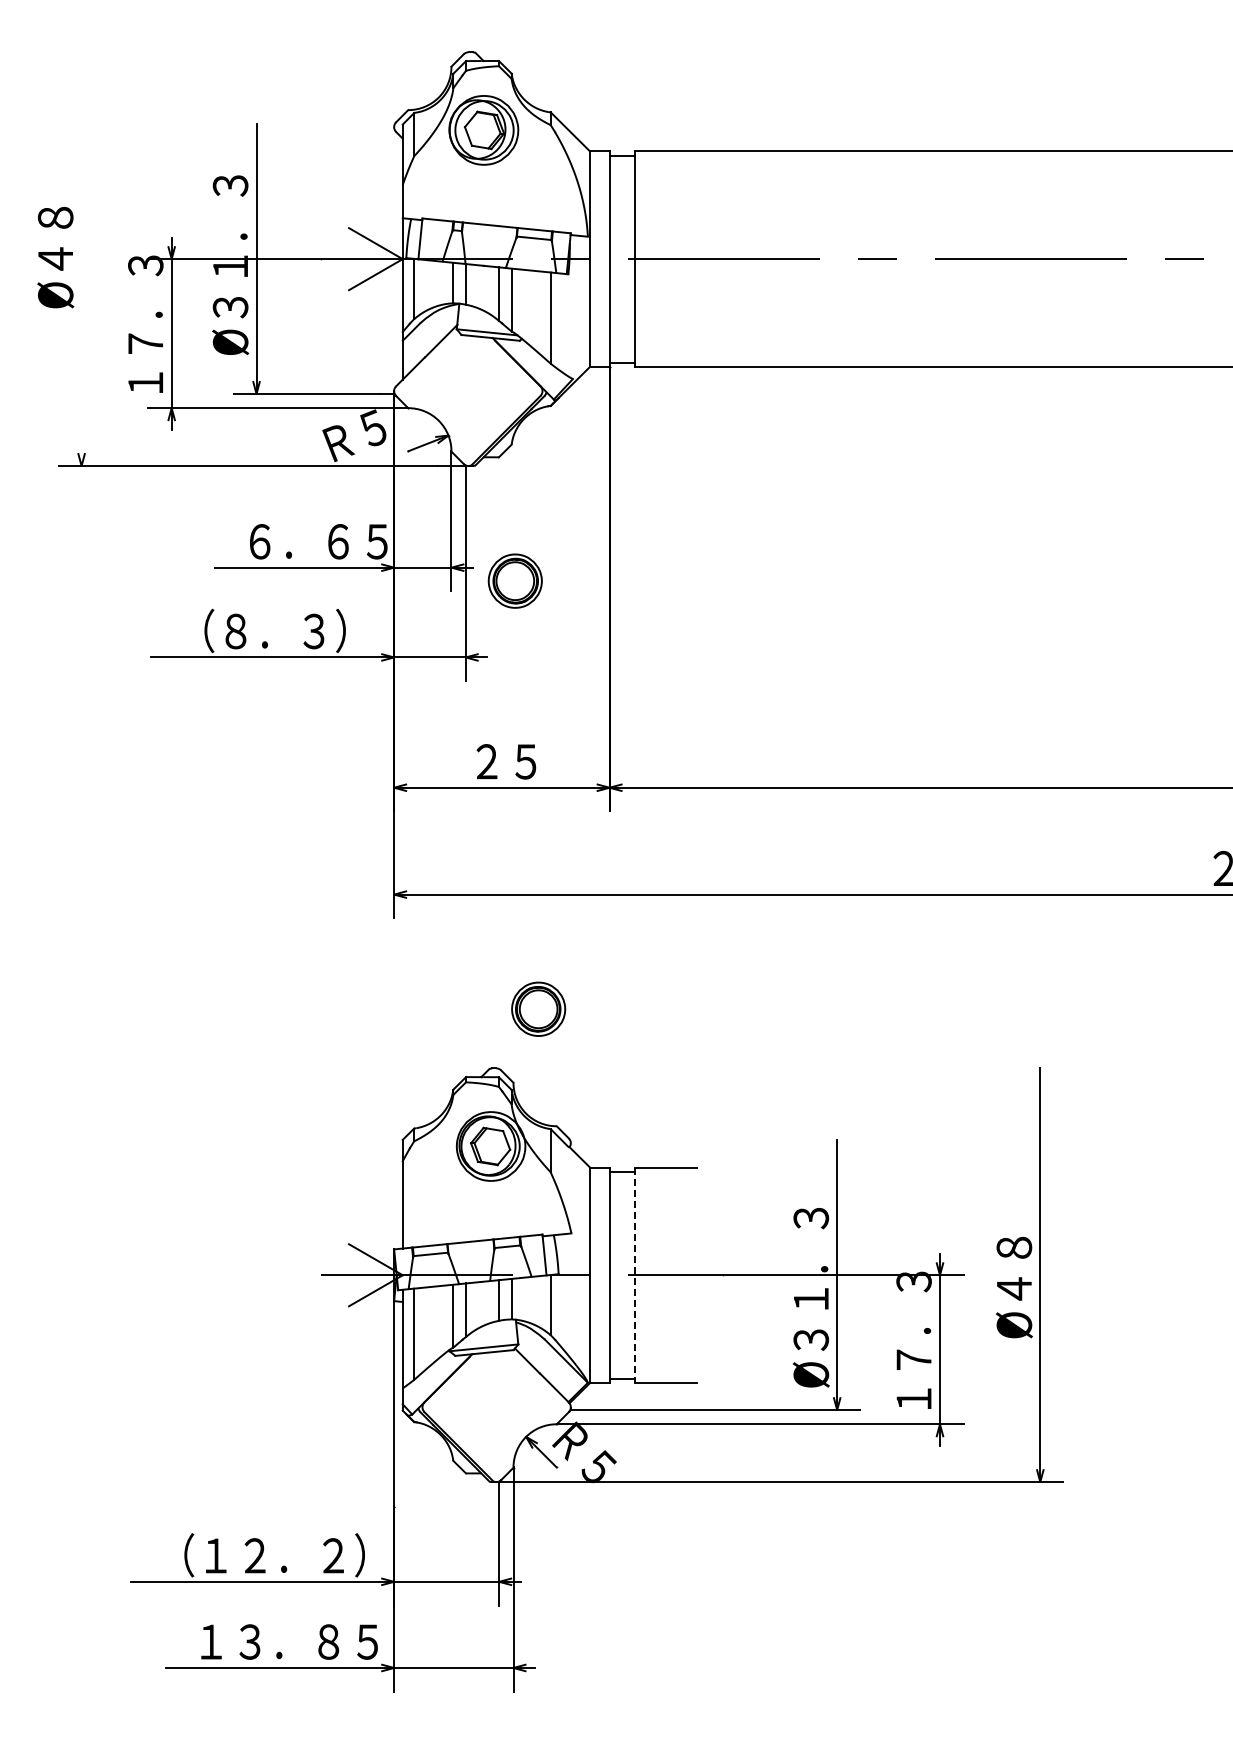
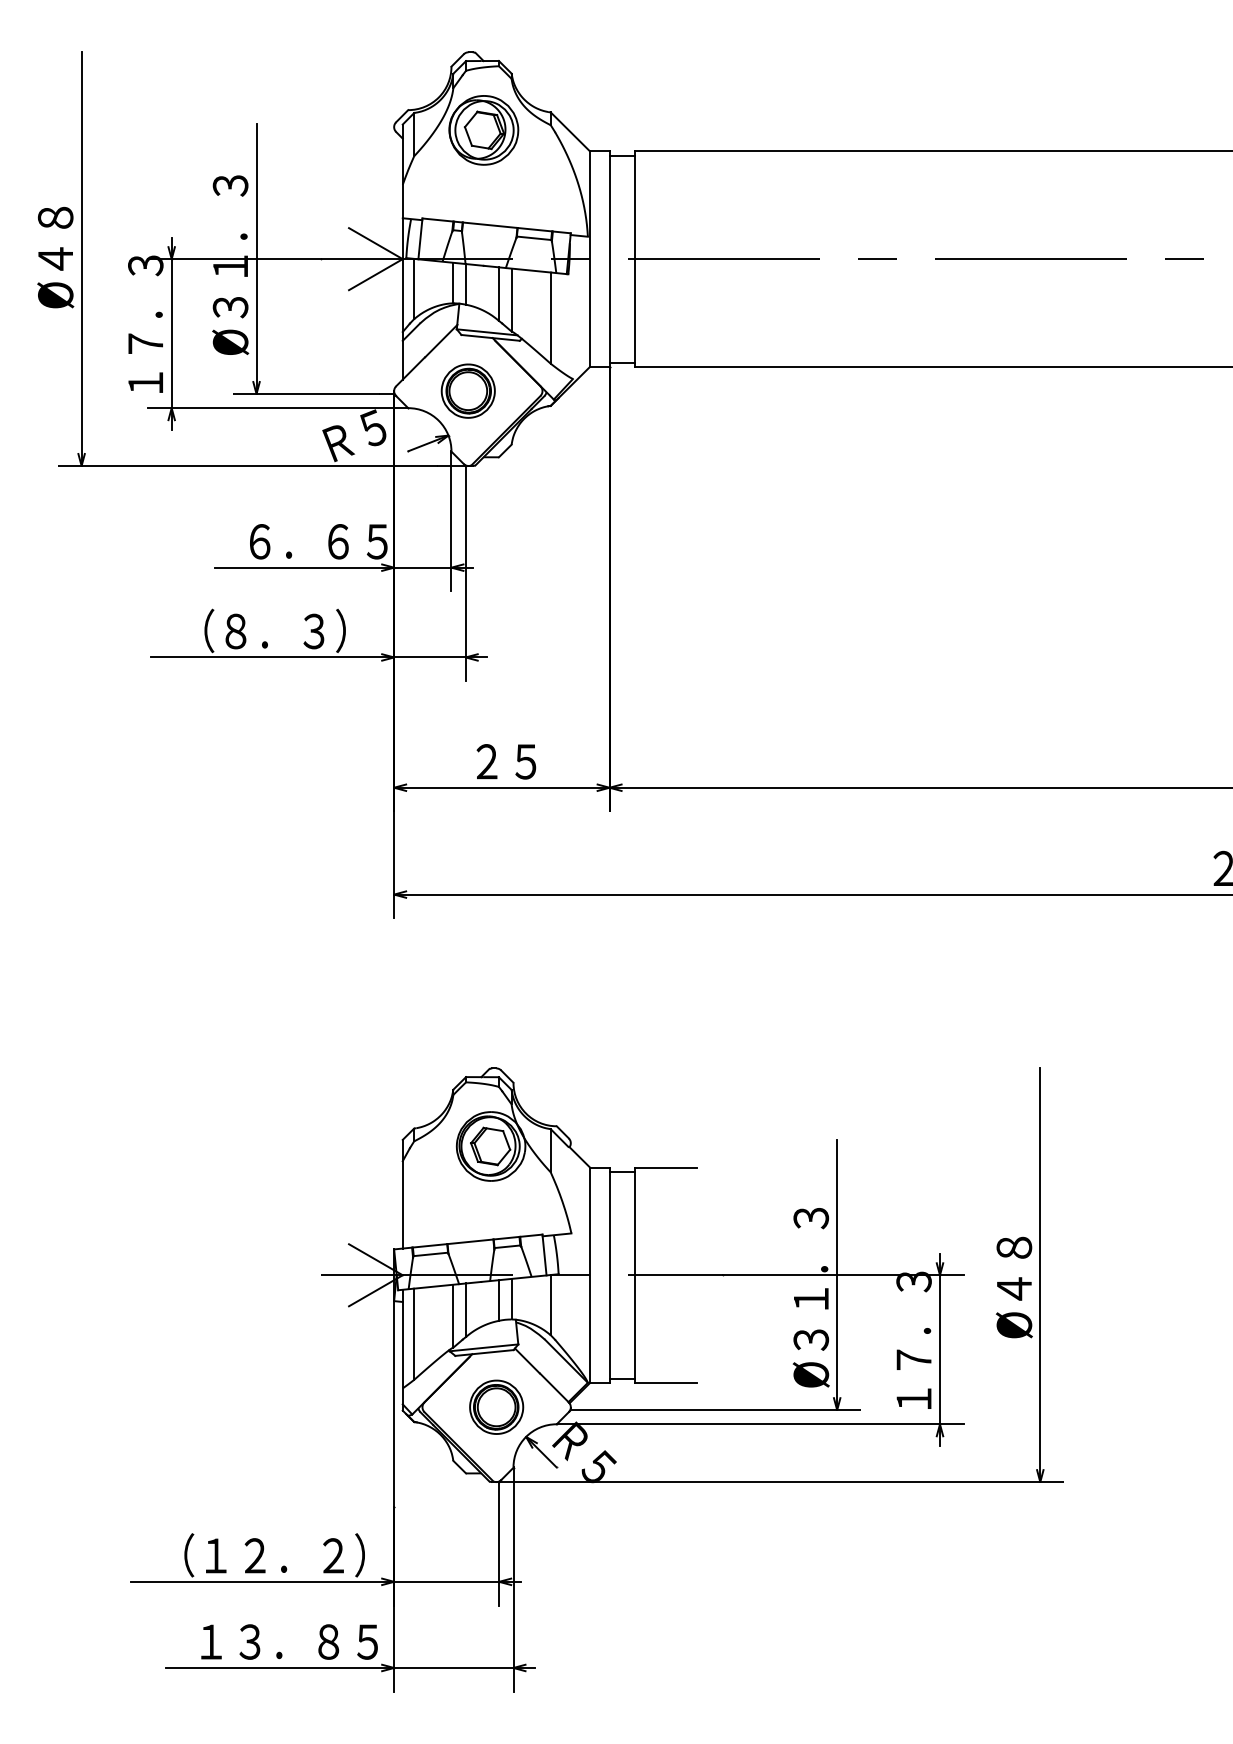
line: none -> present (81, 259)
part position: (514, 580) -> (467, 390) (467, 390)
part position: (538, 1008) -> (496, 1406) (496, 1406)
line: dashed -> solid (635, 1275)
